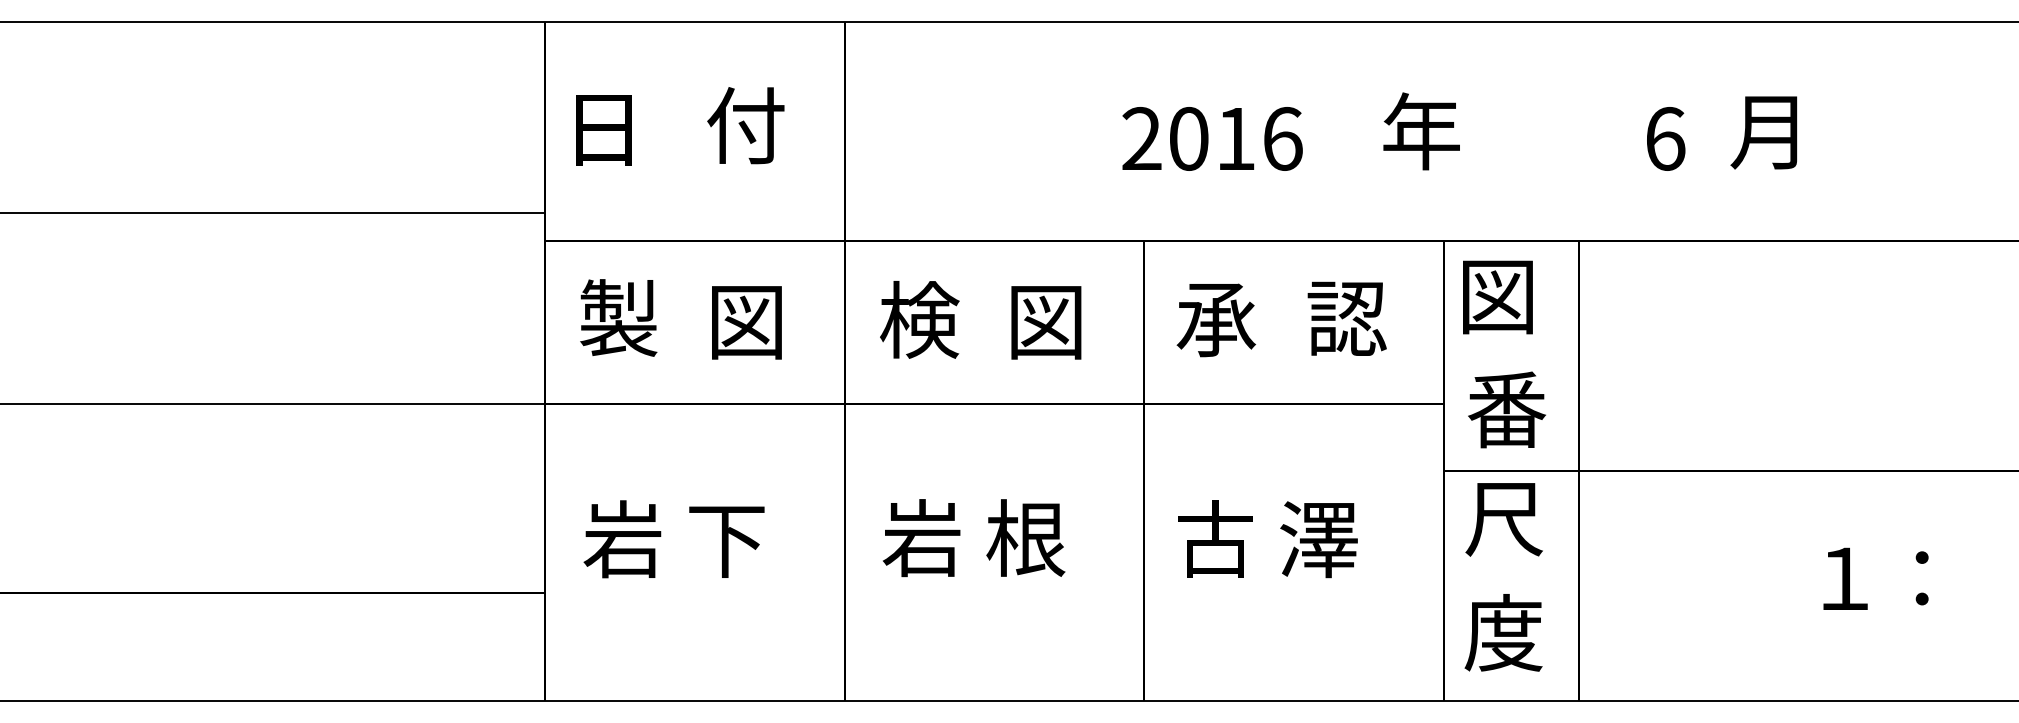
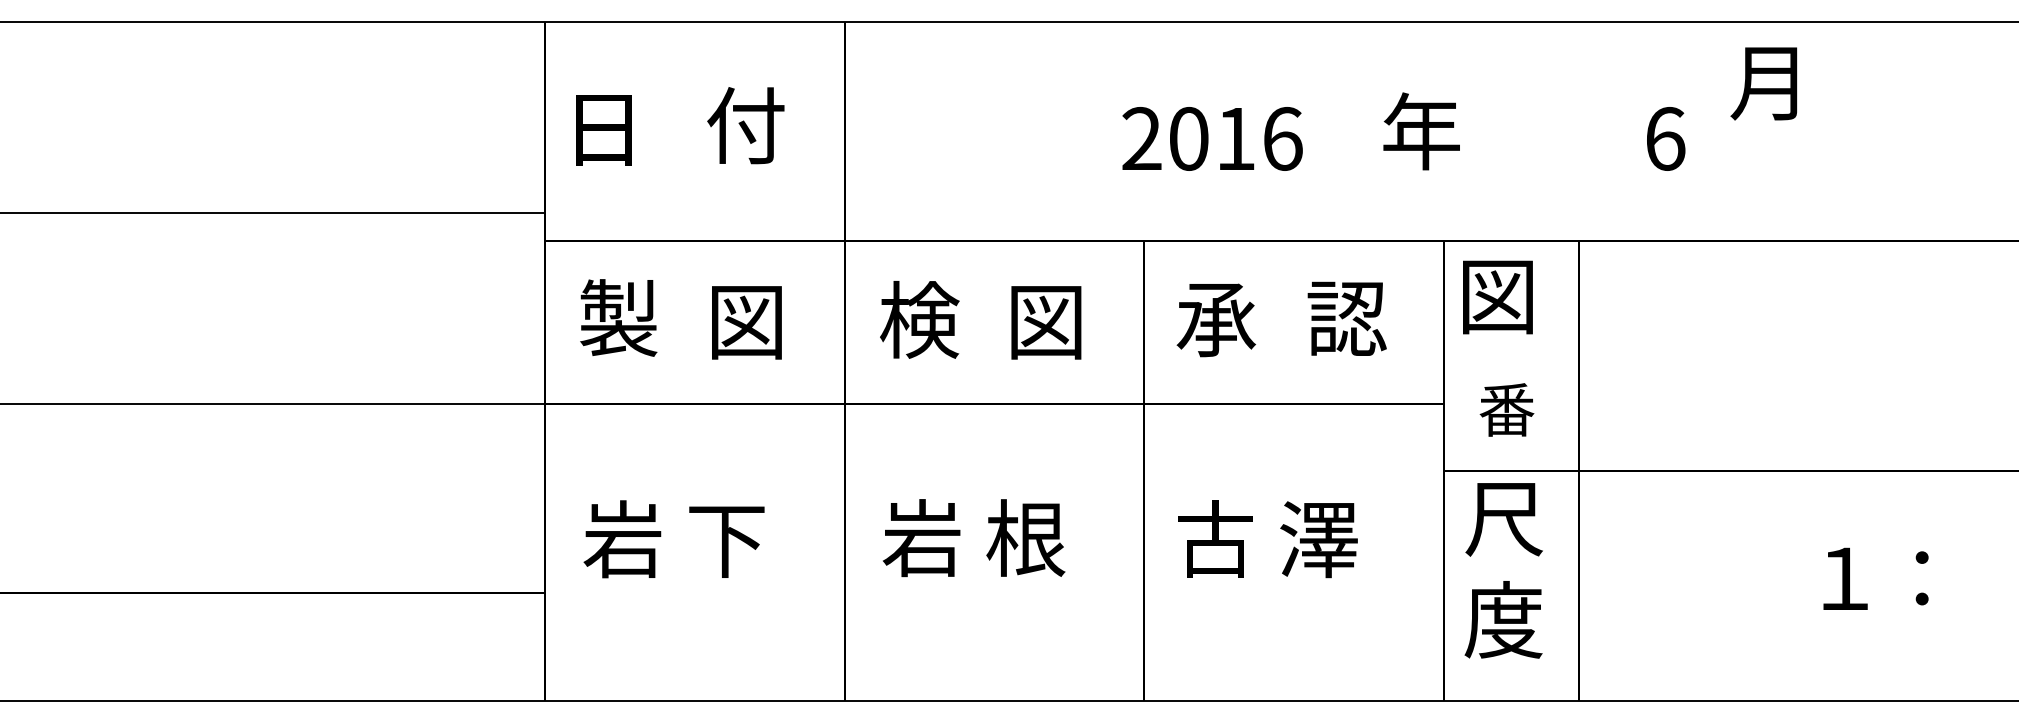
text position: (1763, 132) -> (1763, 83) (1763, 83)
part size: 78x78 px -> 56x54 px (1506, 409)
part position: (1503, 632) -> (1503, 619) (1503, 619)
